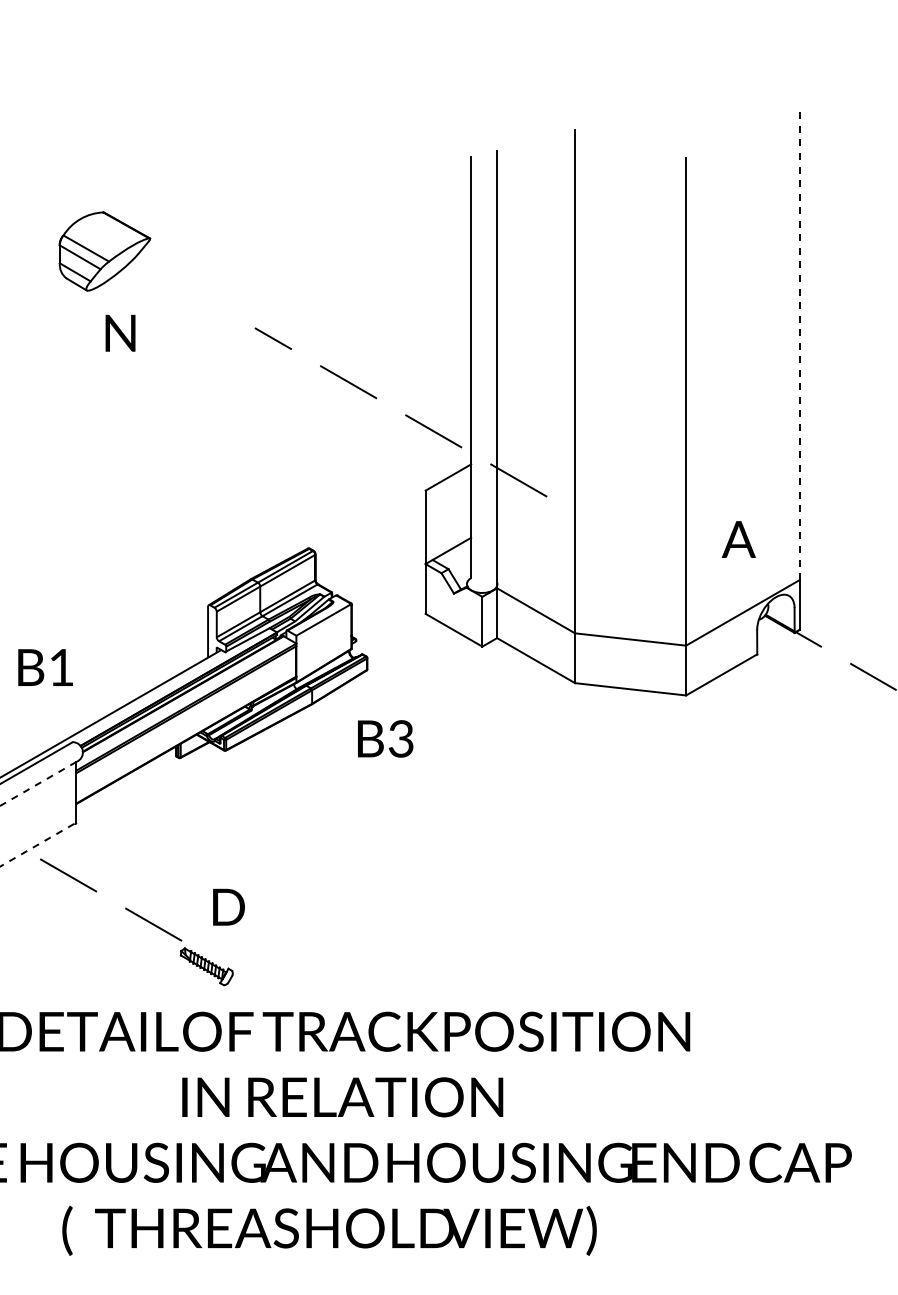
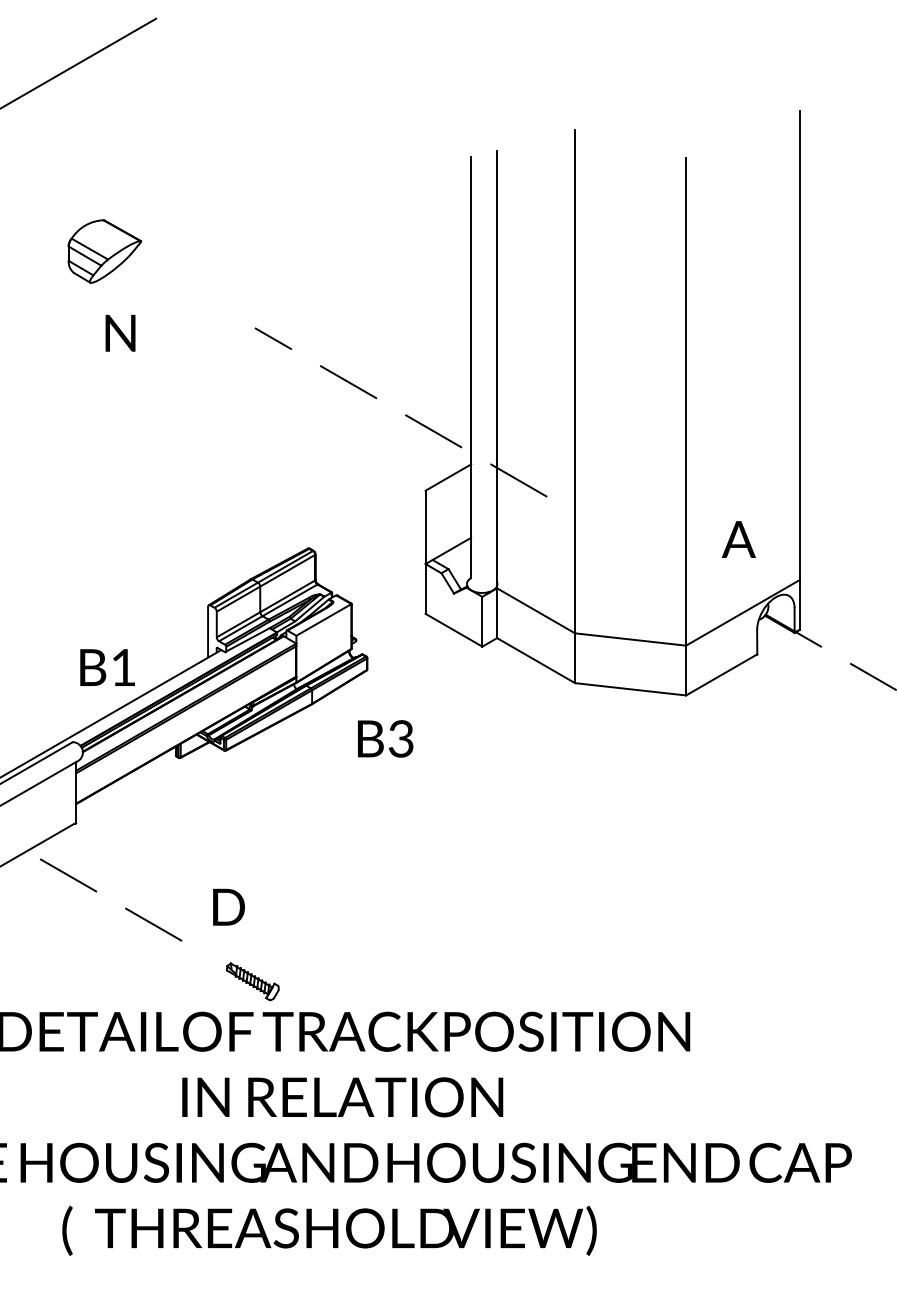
line: none -> present (79, 62)
part size: 94x81 px -> 75x65 px (104, 251)
line: dashed -> solid (799, 345)
text position: (45, 667) -> (107, 667) (107, 667)
line: dashed -> solid (38, 783)
line: dashed -> solid (36, 845)
part position: (206, 966) -> (252, 981) (252, 981)
